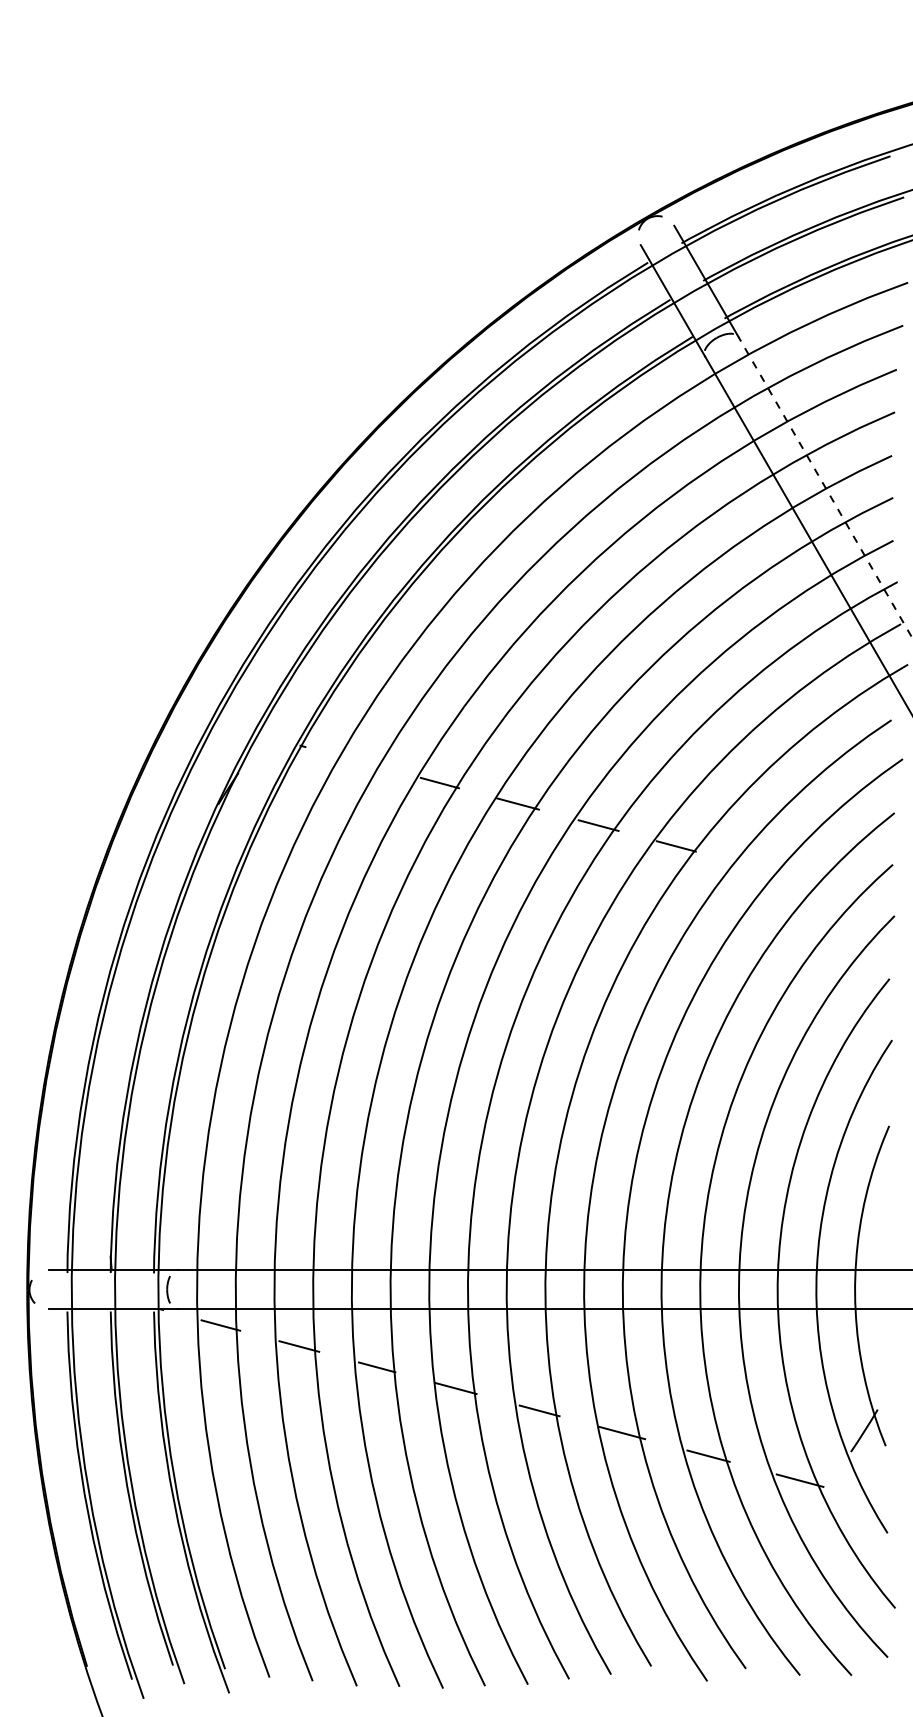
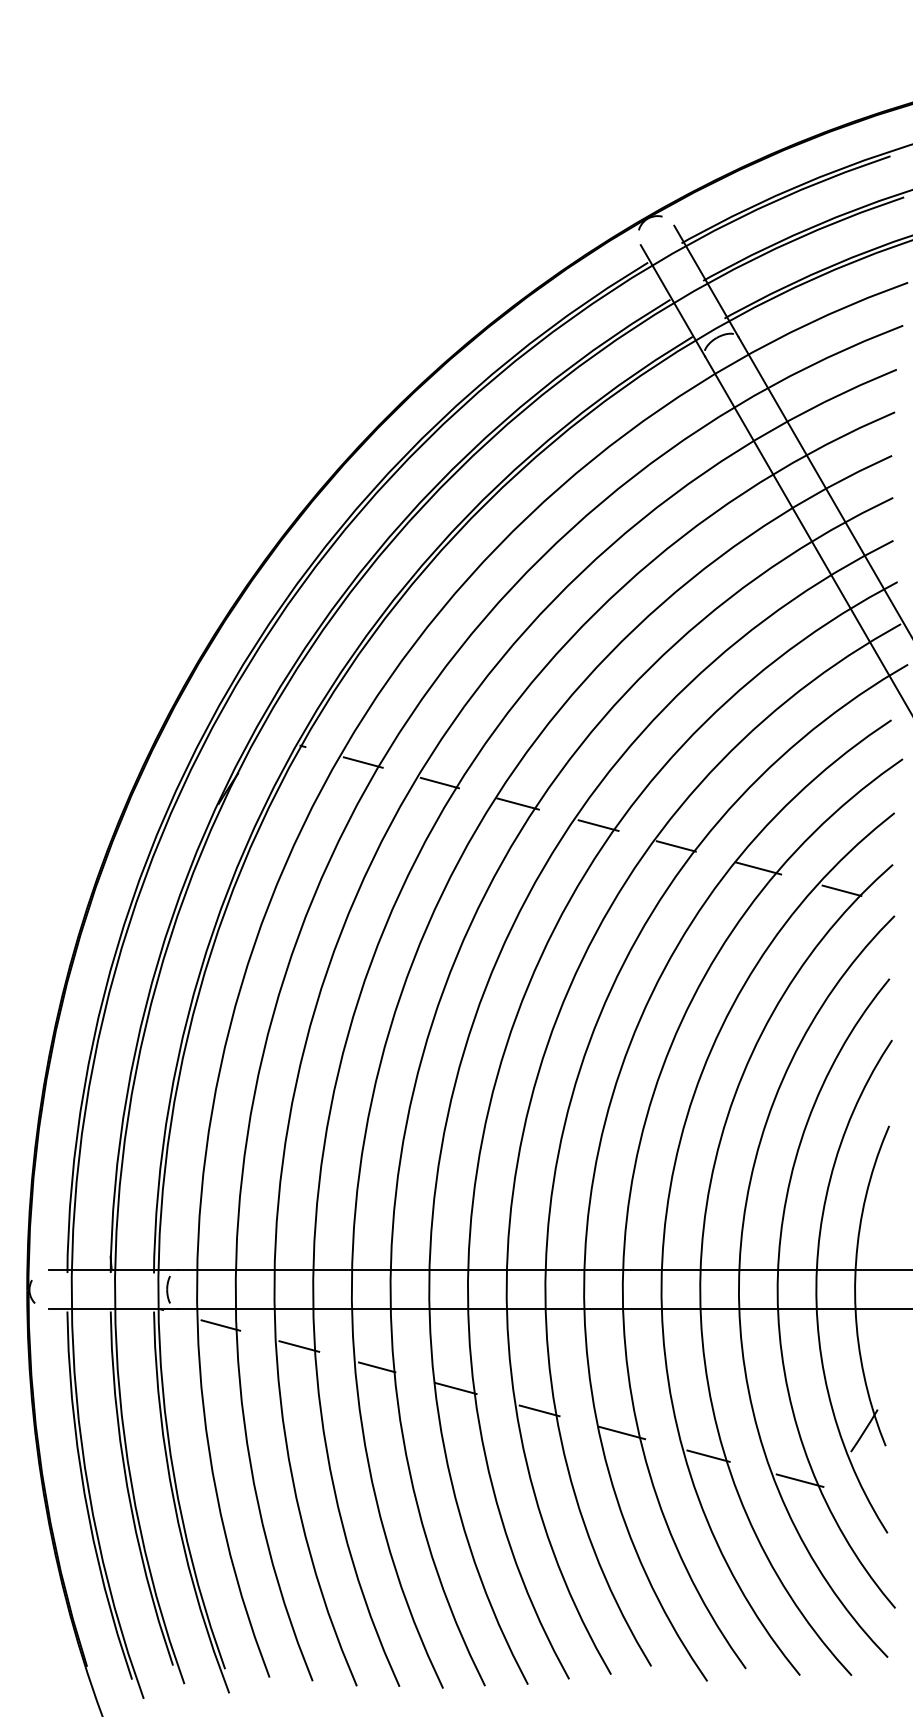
line: dashed -> solid (825, 487)
line: none -> present (362, 762)
line: none -> present (758, 868)
line: none -> present (841, 890)
